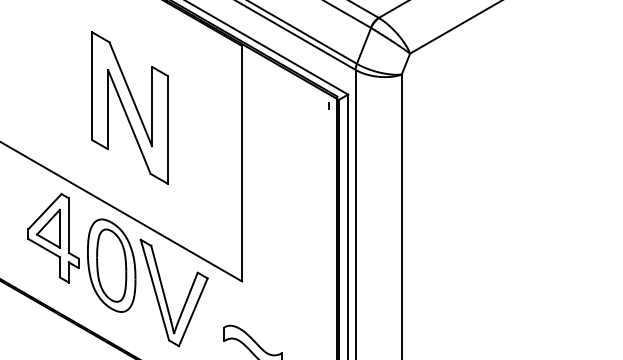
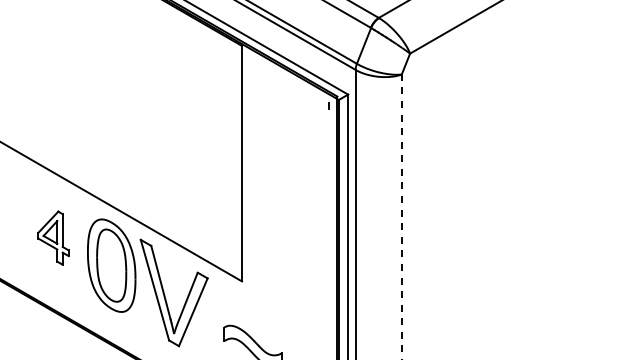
part: present -> none (129, 107)
line: solid -> dashed (401, 216)
part size: 53x92 px -> 33x56 px (53, 237)
